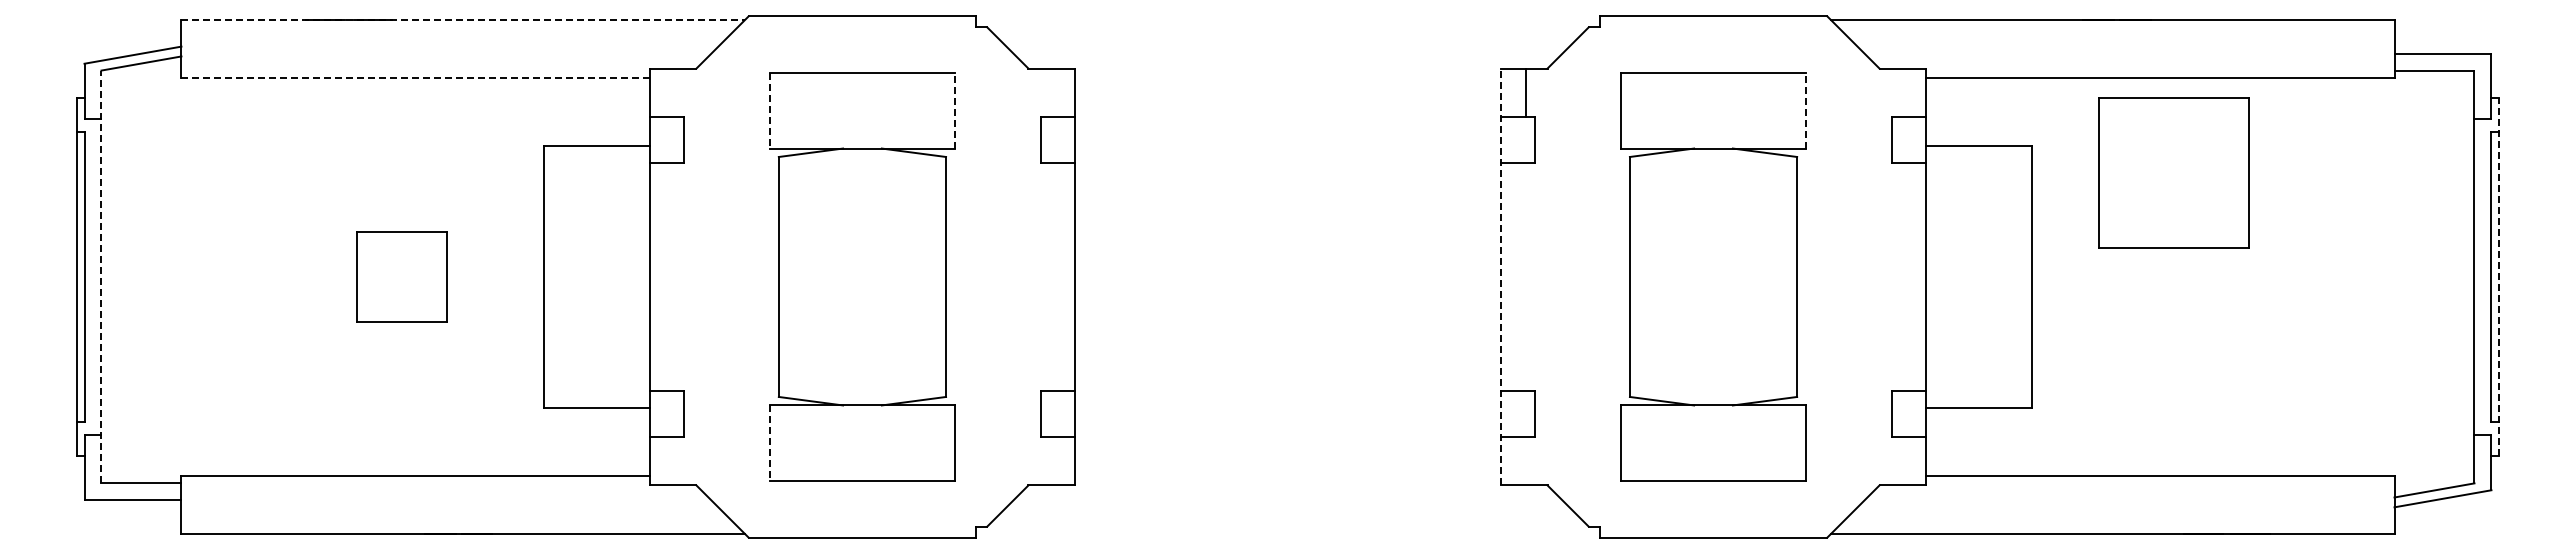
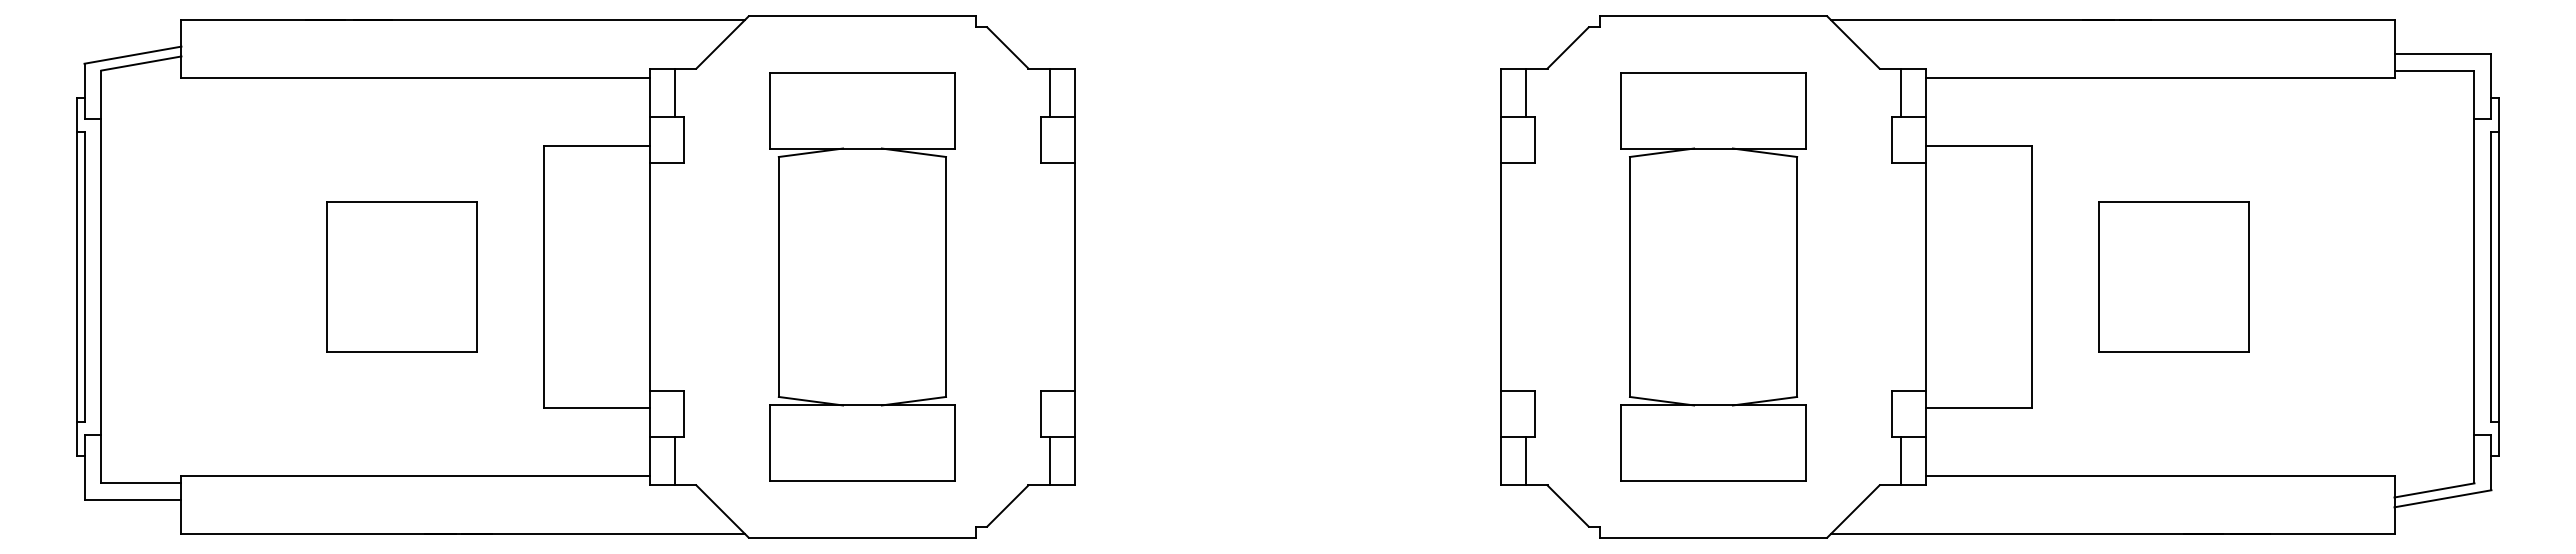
line: dashed -> solid (463, 20)
line: dashed -> solid (415, 78)
line: none -> present (674, 92)
line: none -> present (1050, 92)
line: none -> present (1901, 92)
line: dashed -> solid (770, 111)
line: dashed -> solid (954, 111)
line: dashed -> solid (1805, 111)
part position: (2173, 172) -> (2173, 276) (2173, 276)
line: dashed -> solid (101, 276)
part size: 92x92 px -> 152x152 px (401, 276)
line: dashed -> solid (1501, 276)
line: dashed -> solid (2498, 276)
line: dashed -> solid (770, 443)
line: none -> present (674, 460)
line: none -> present (1050, 460)
line: none -> present (1525, 460)
line: none -> present (1901, 460)
